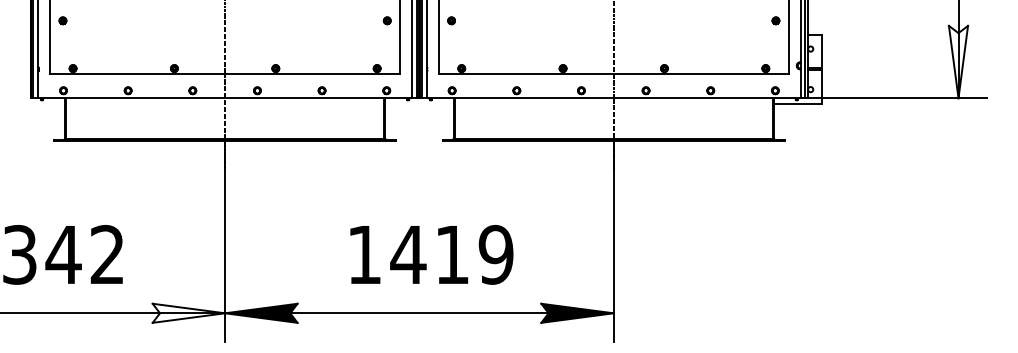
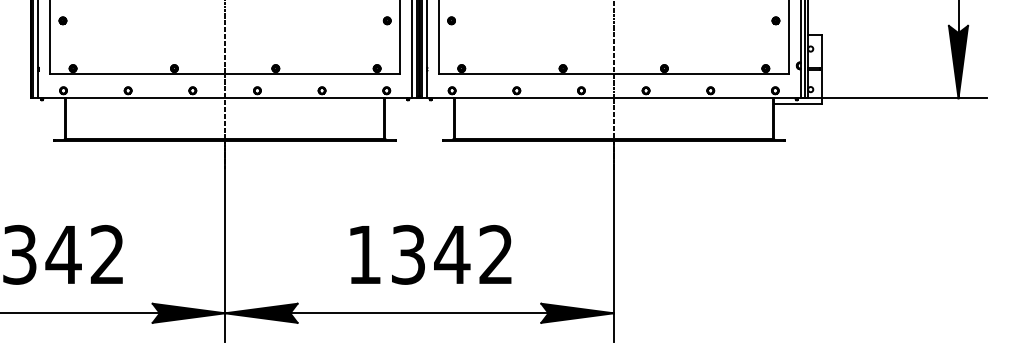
fill: none -> present (958, 61)
text: 1419 -> 1342 (451, 254)
fill: none -> present (188, 312)
